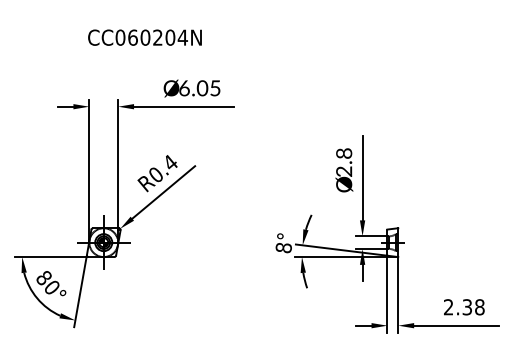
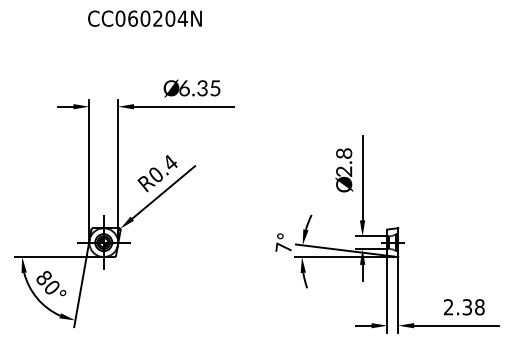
text position: (144, 37) -> (144, 18) (144, 18)
text: 6.05 -> 6.35 (202, 88)
text: 8° -> 7° (283, 247)
